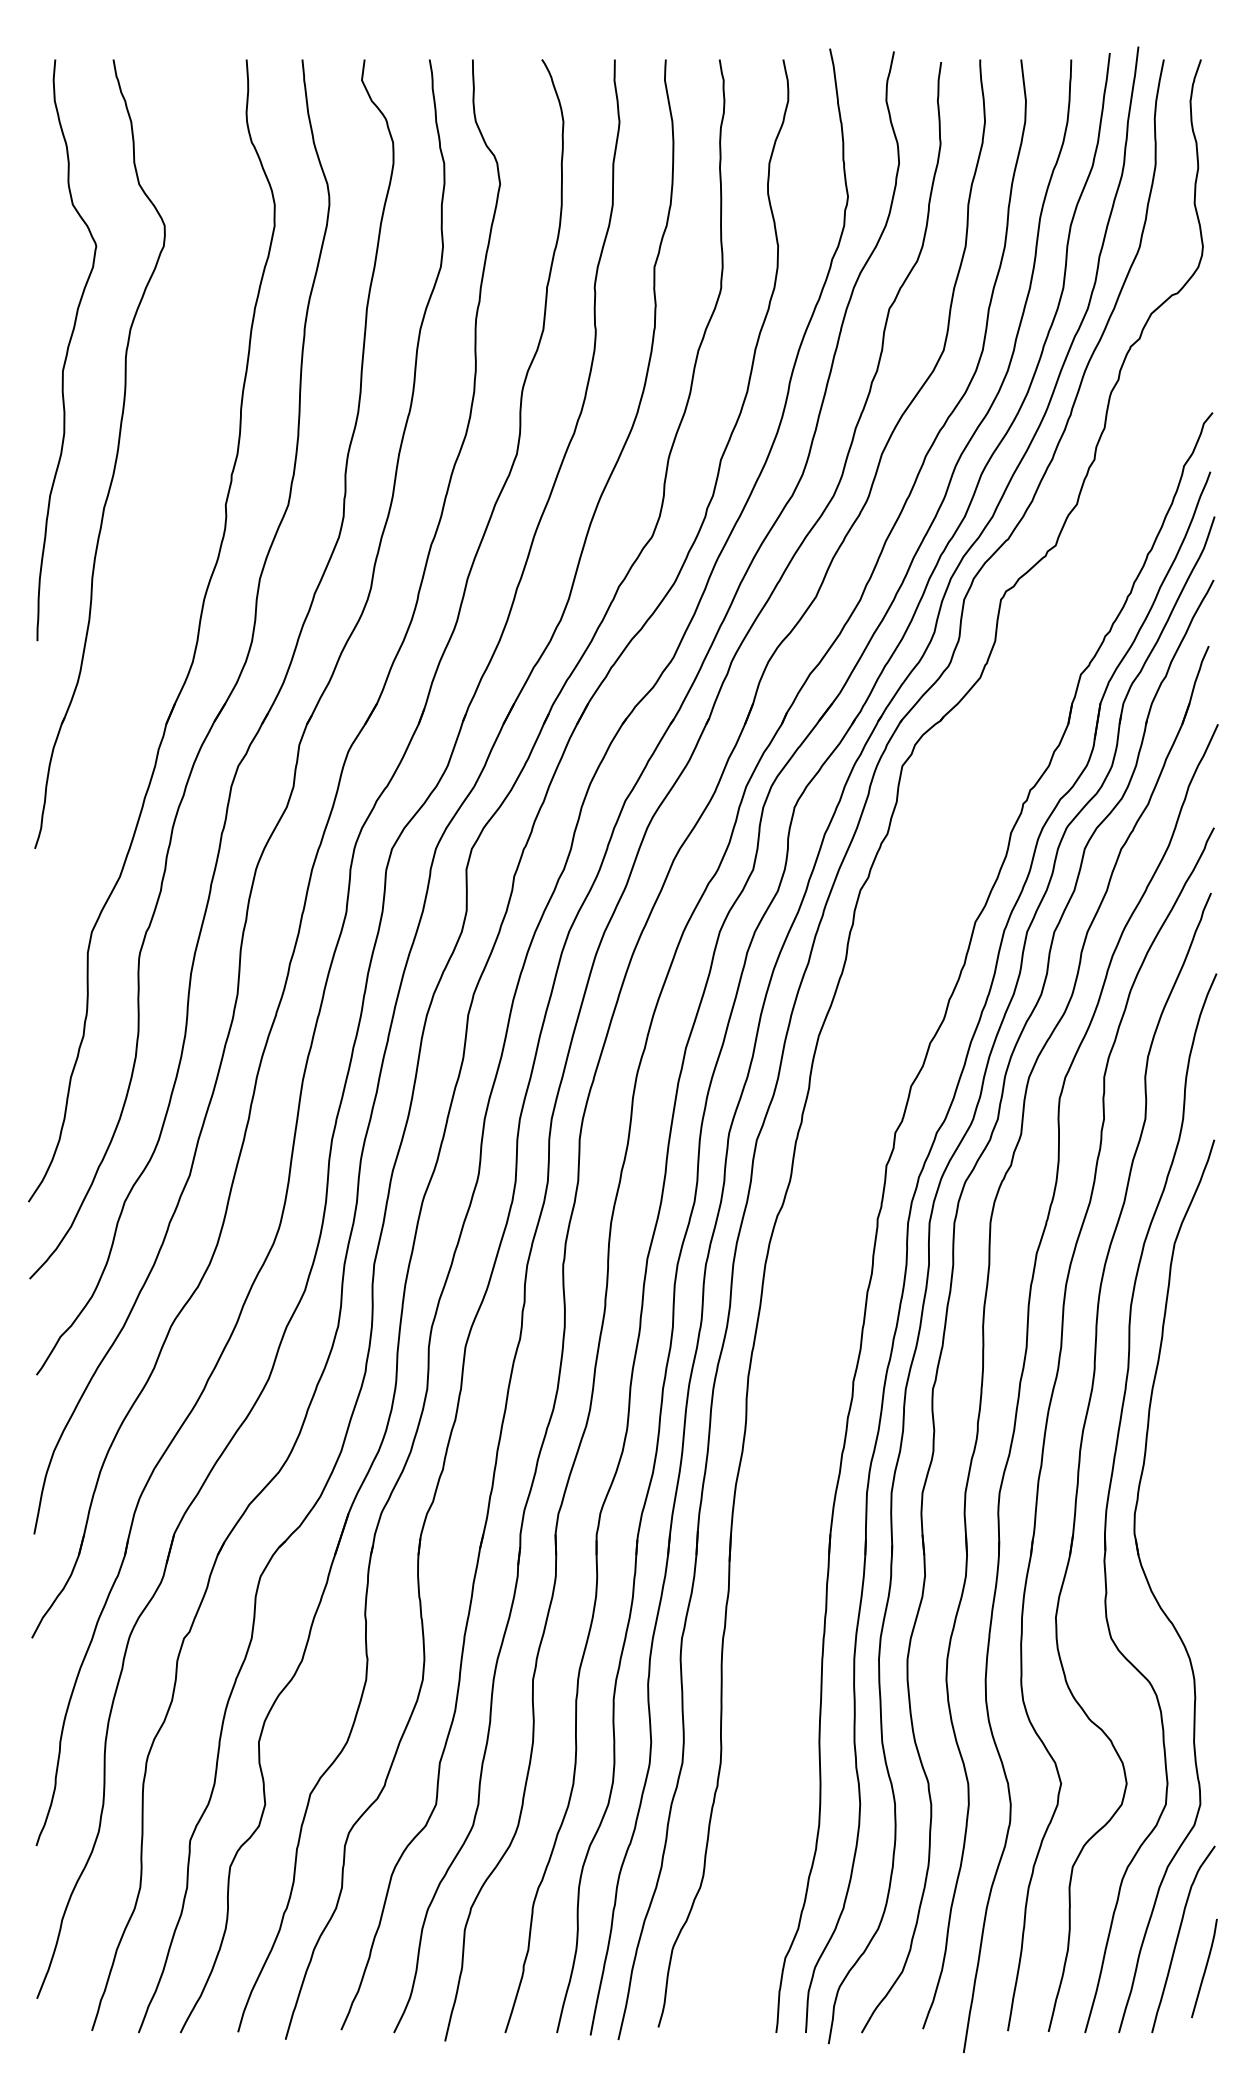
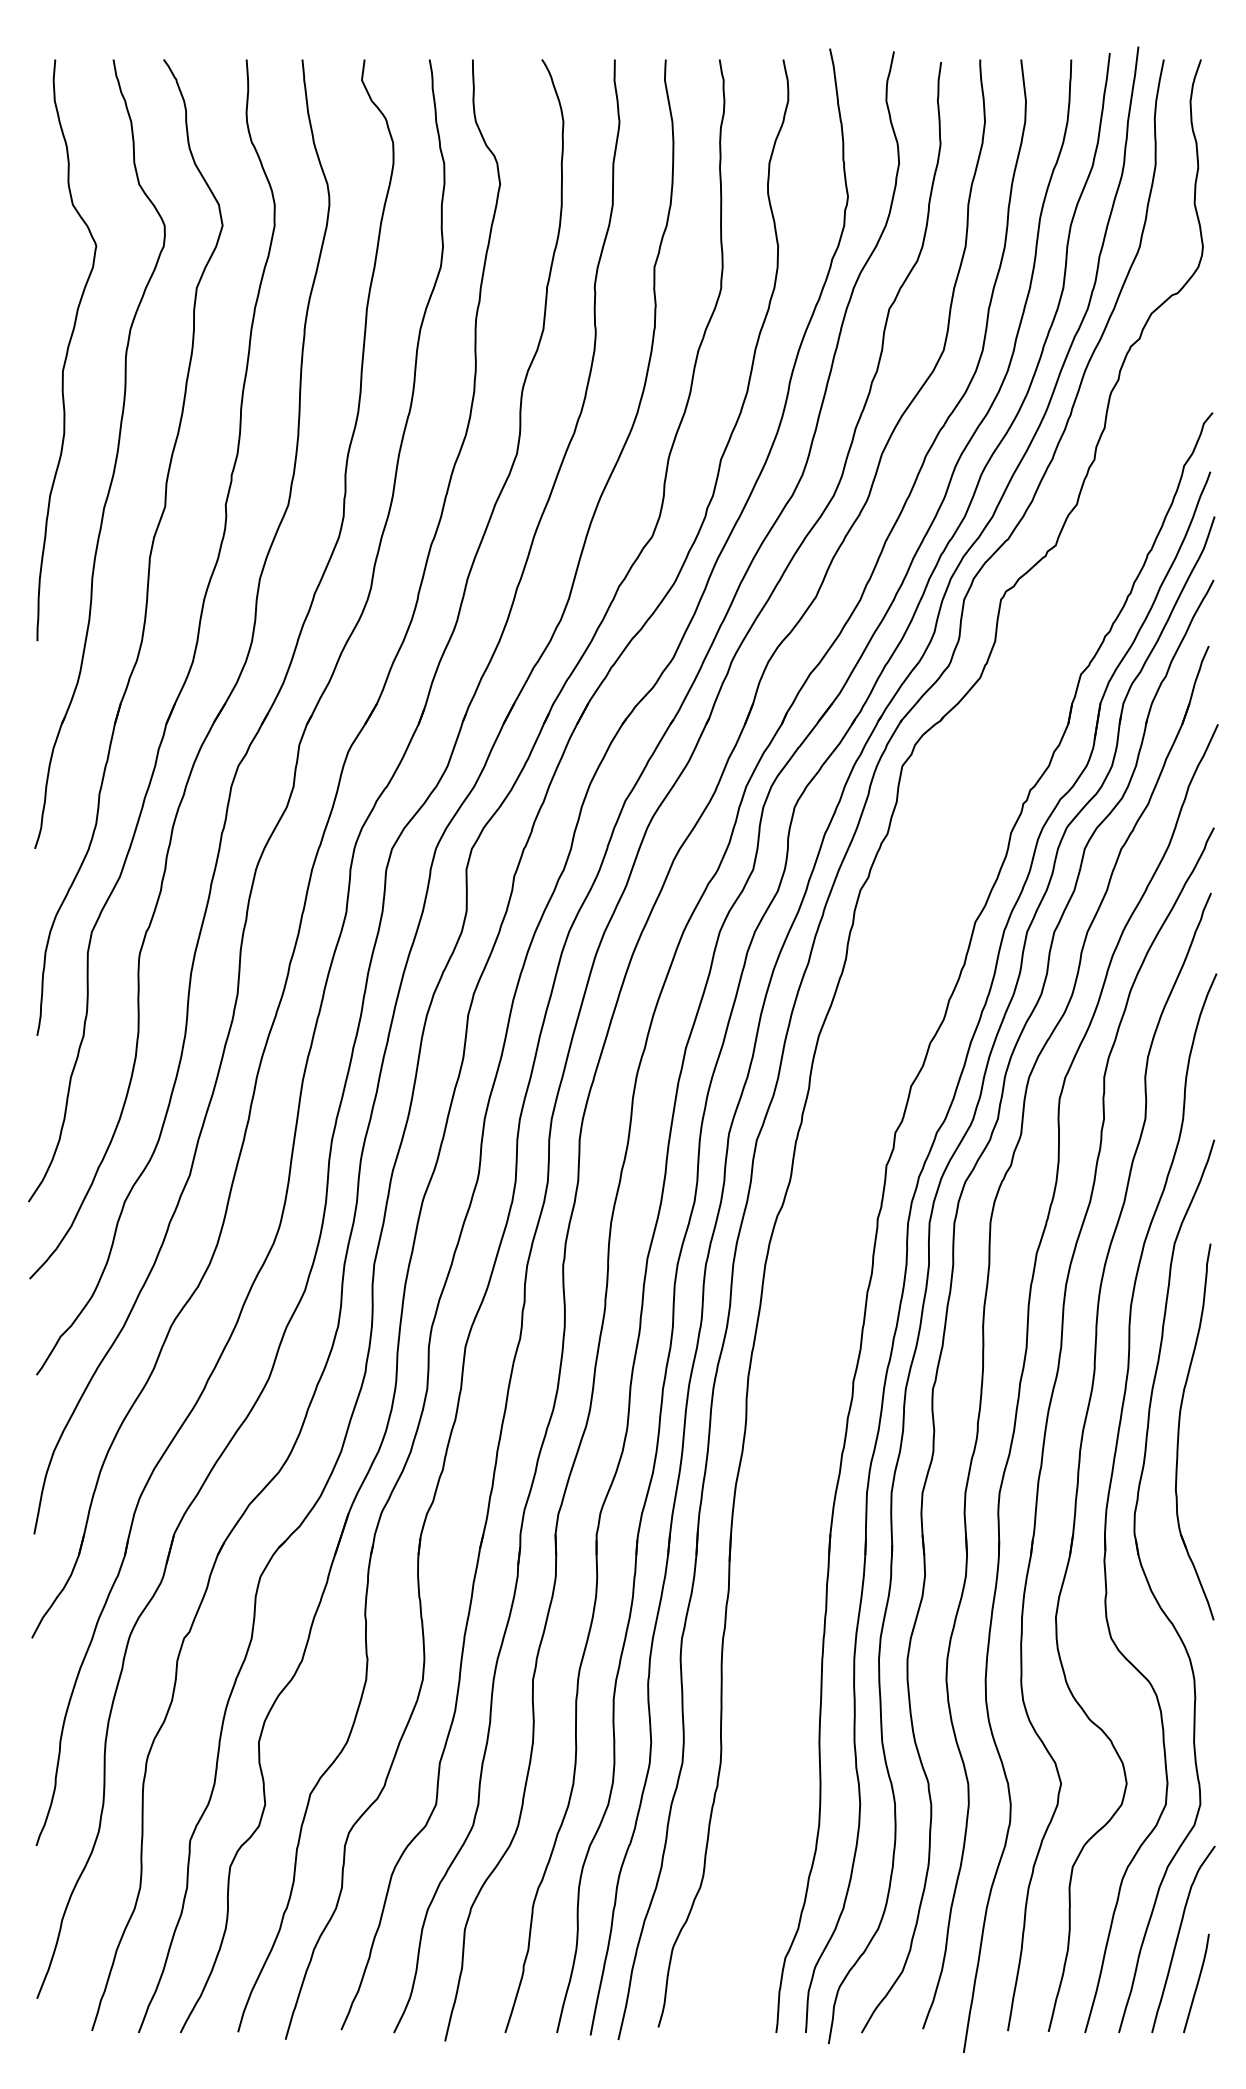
part: none -> present (149, 553)
part: none -> present (1179, 1431)
curve position: (1204, 1968) -> (1196, 1983) (1196, 1983)
